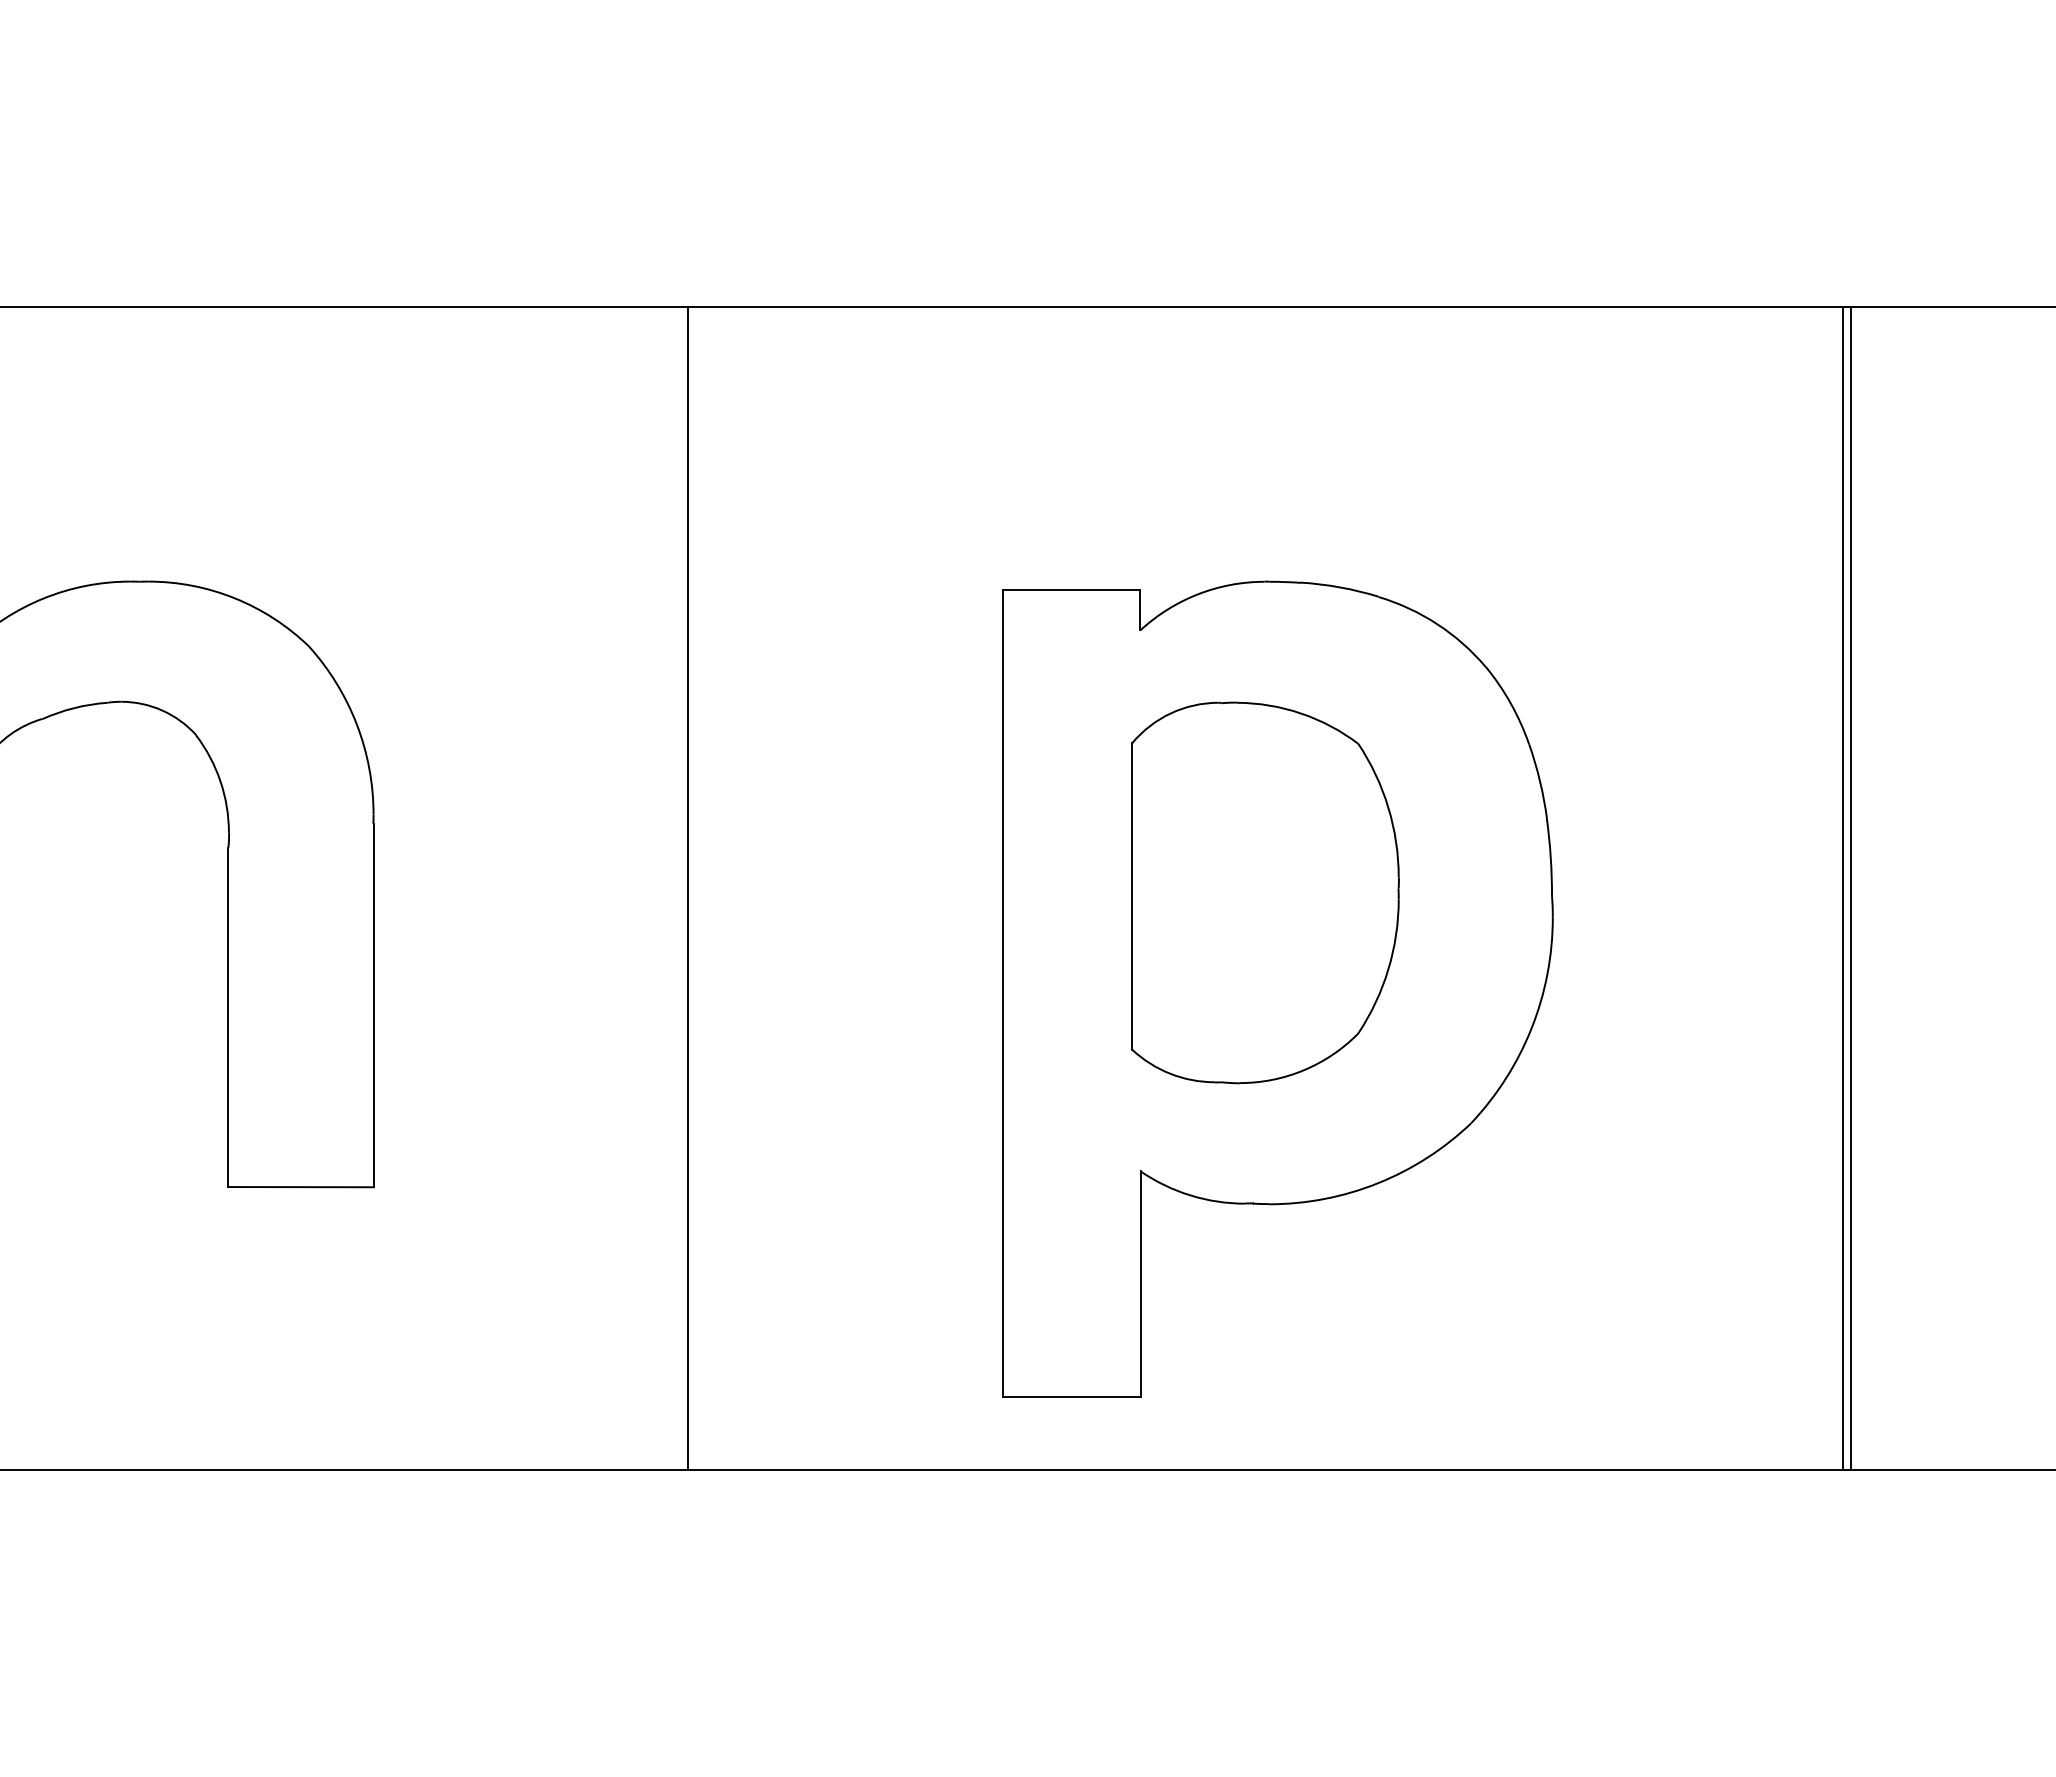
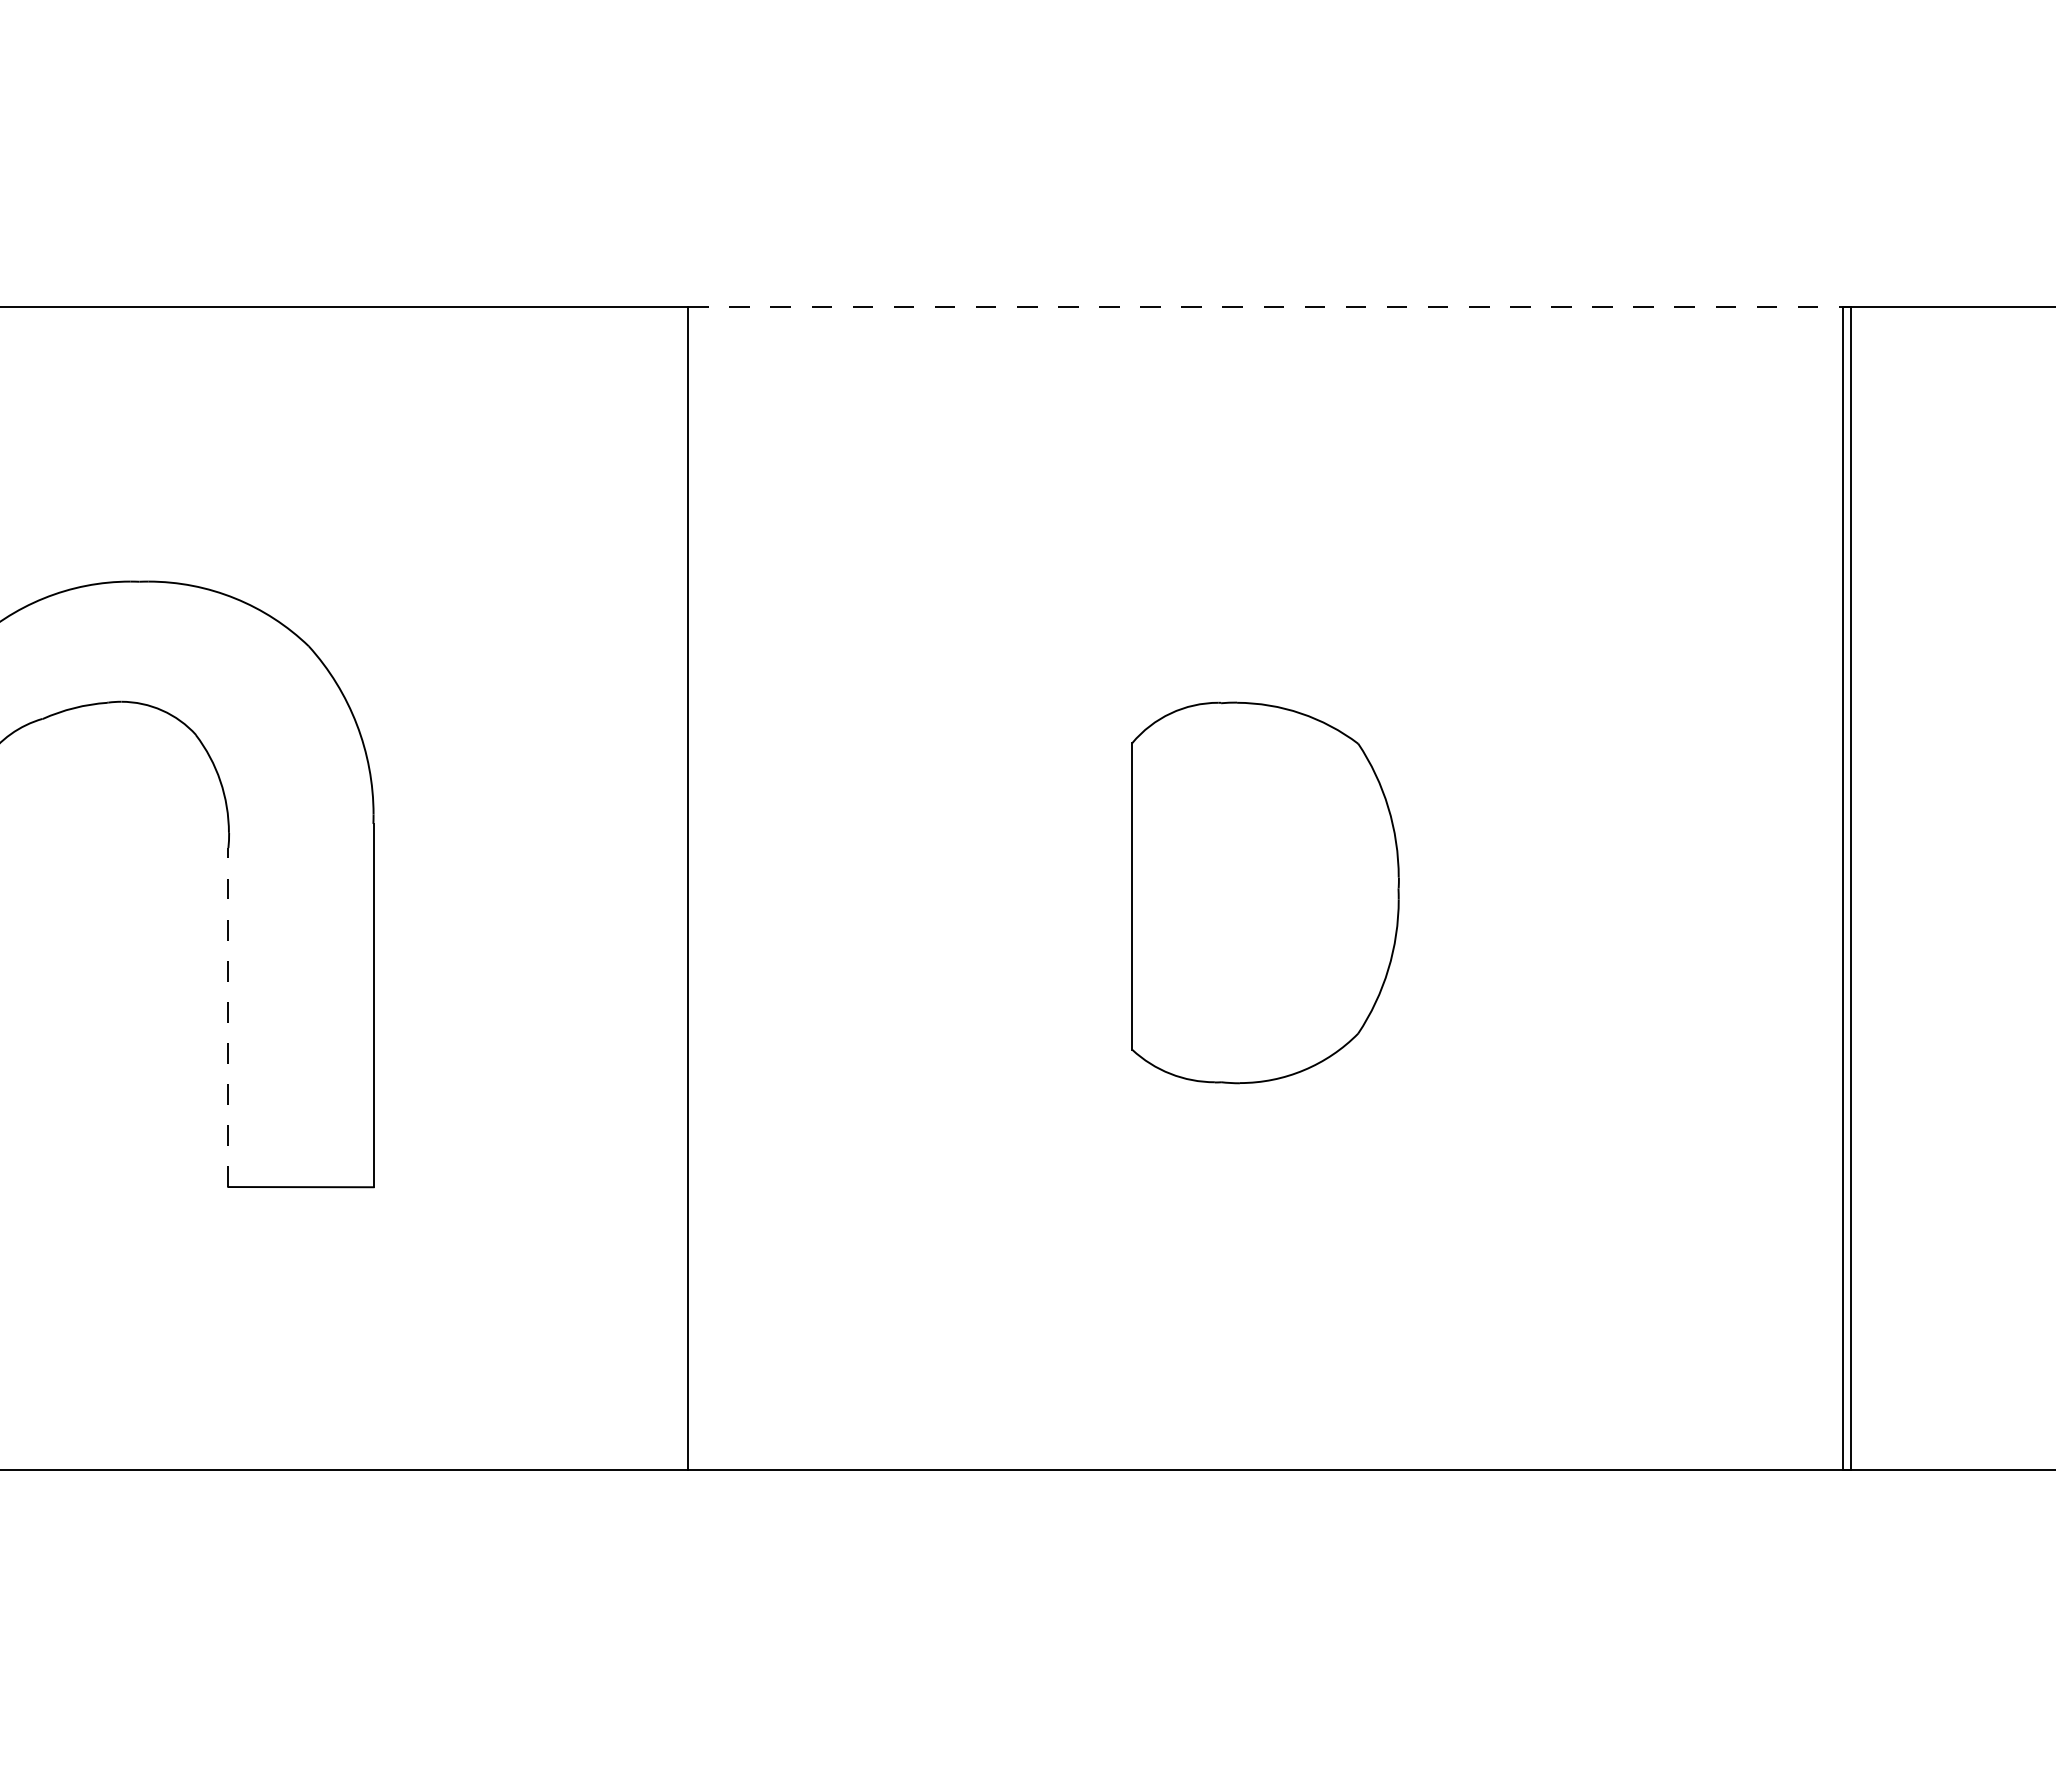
line: solid -> dashed (1270, 306)
part: present -> none (1277, 988)
line: solid -> dashed (228, 1017)
